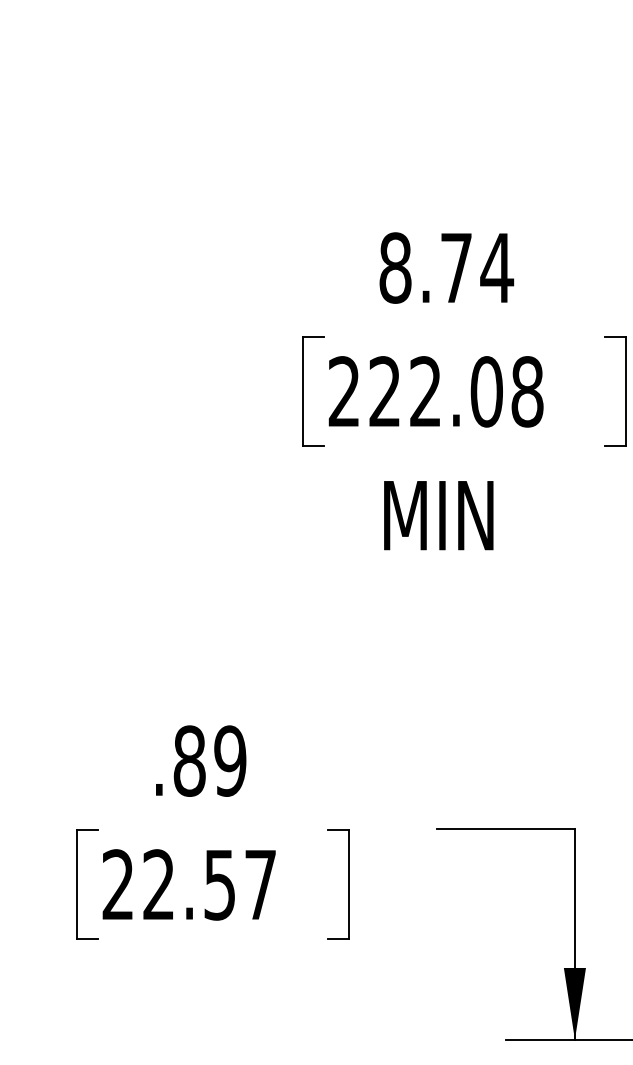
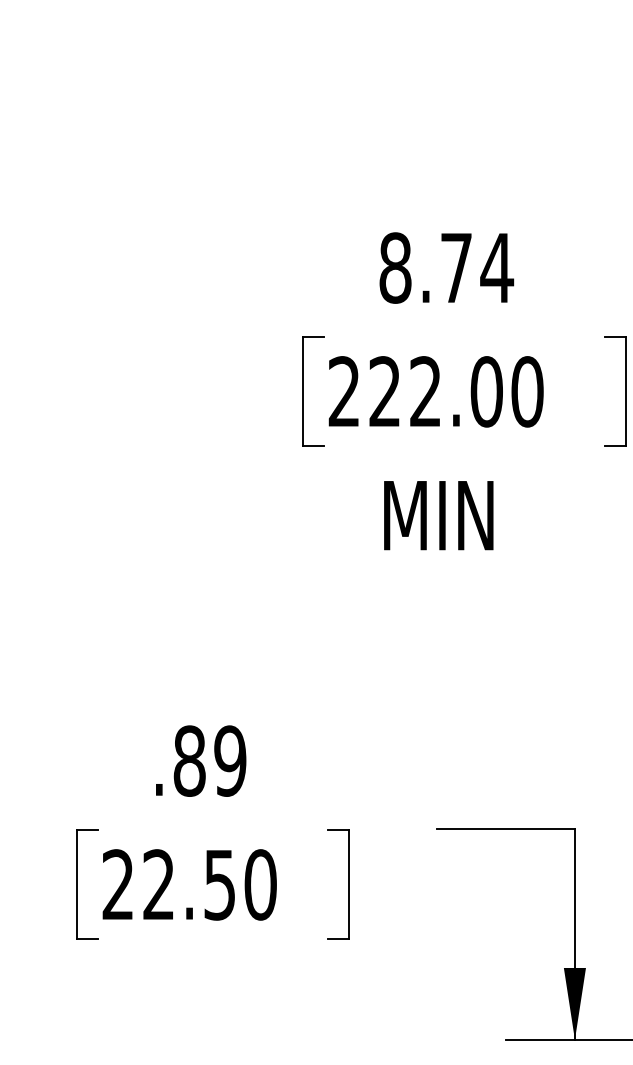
text: 222.08 -> 222.00 (527, 391)
text: 22.57 -> 22.50 (260, 884)
